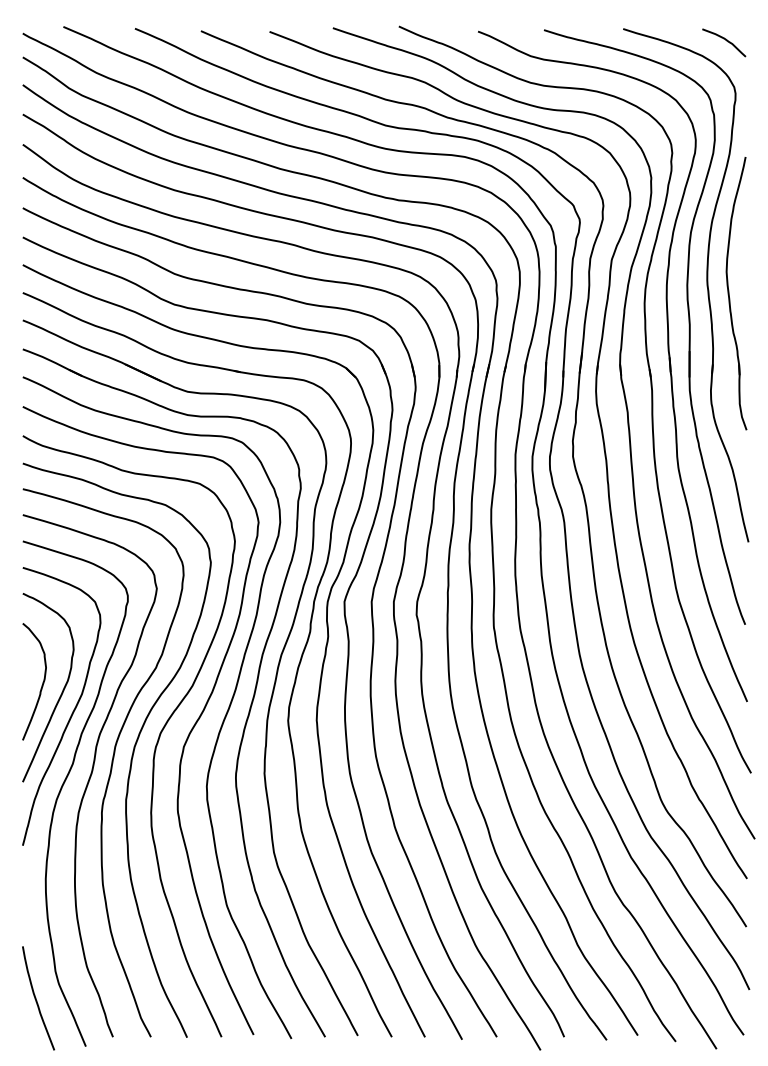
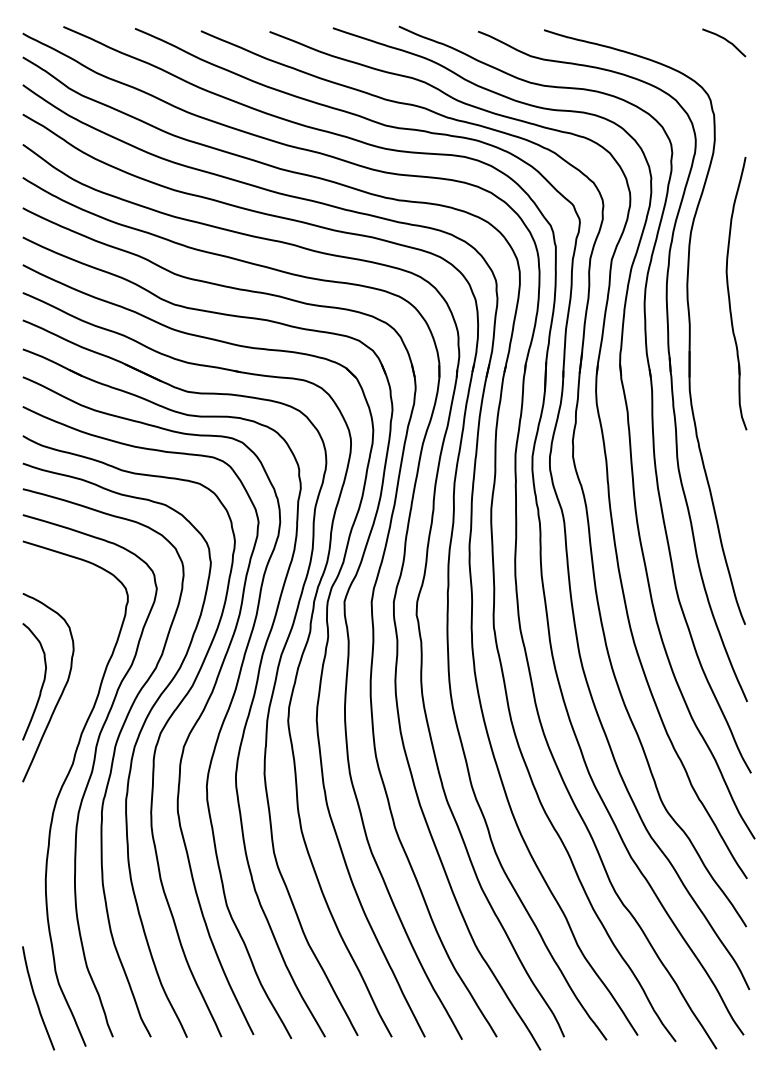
part: present -> none (706, 285)
curve: present -> none (72, 711)
